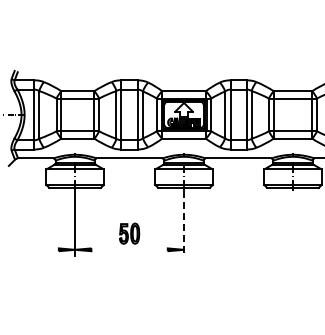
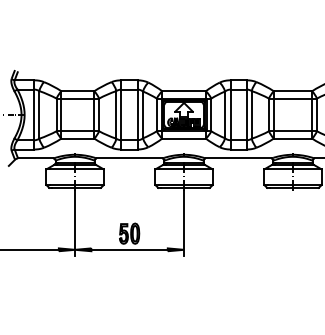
line: dashed -> solid (184, 223)
line: none -> present (30, 249)
line: none -> present (129, 249)
